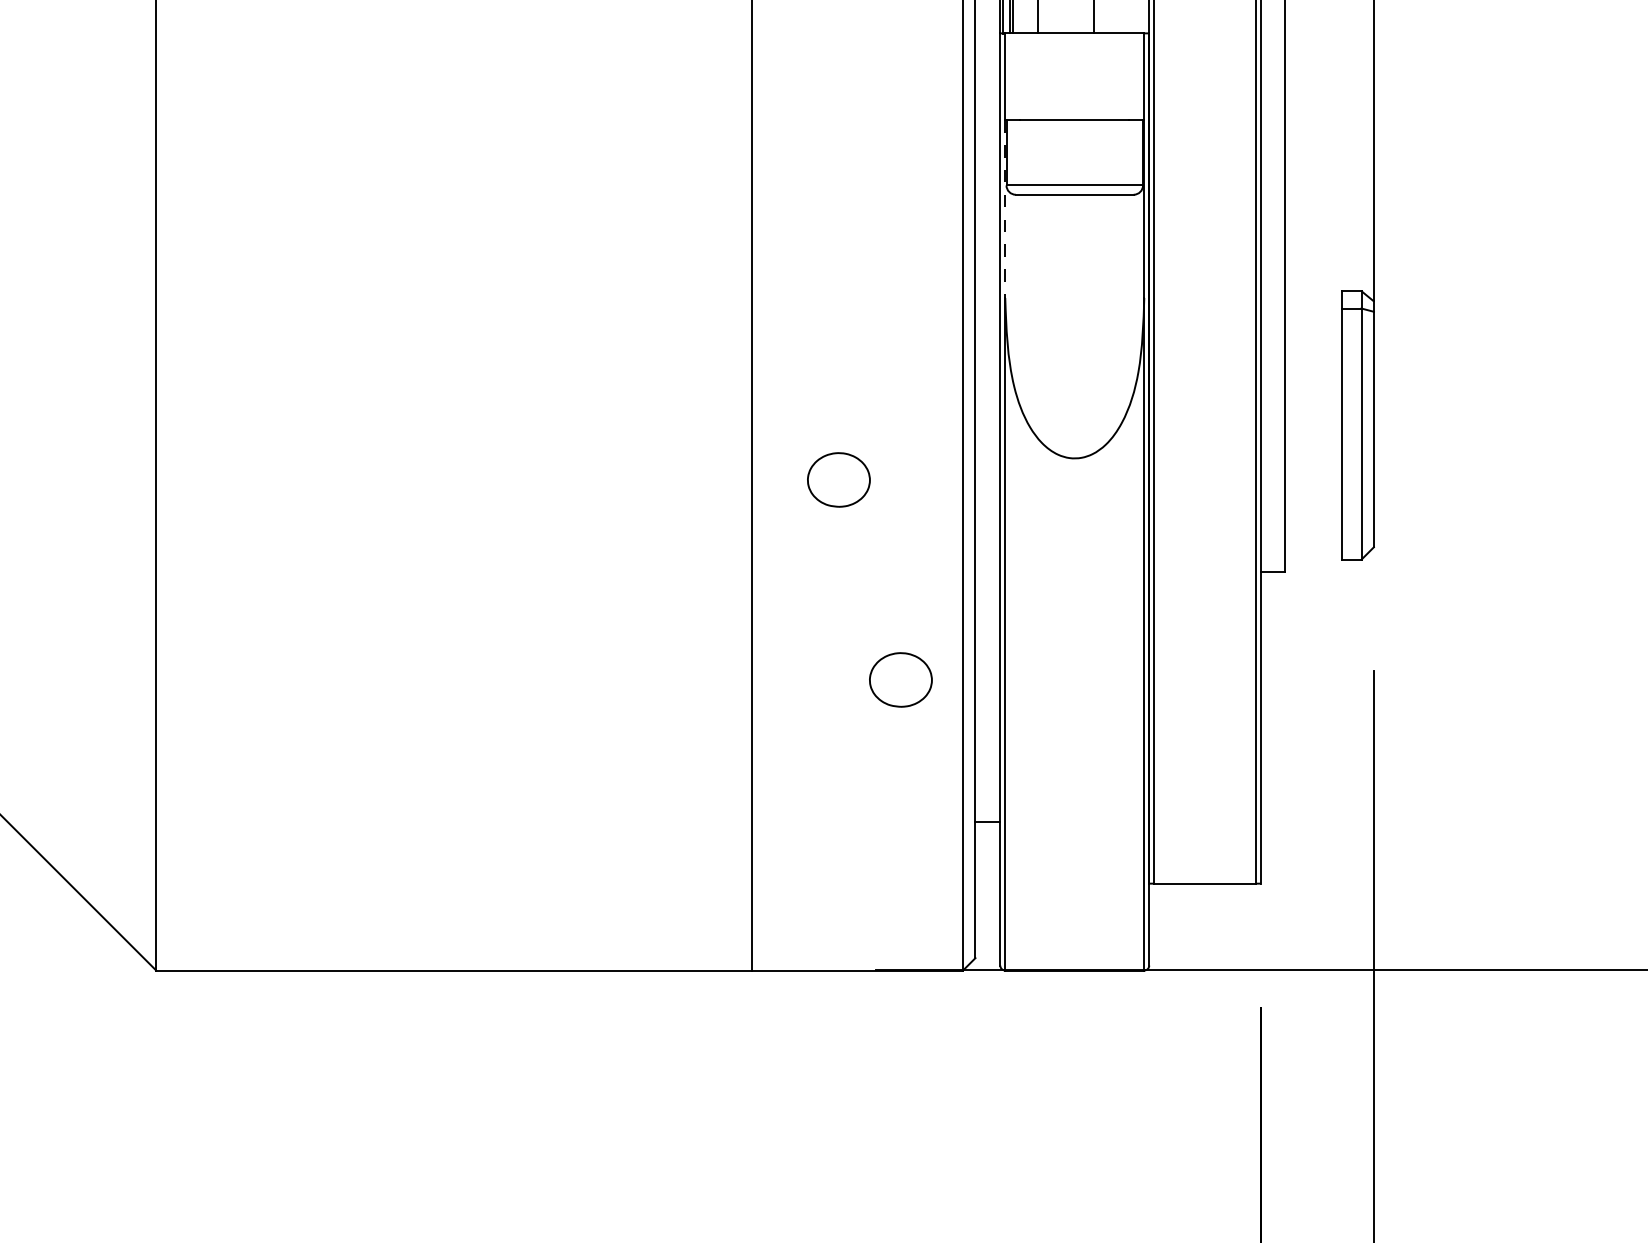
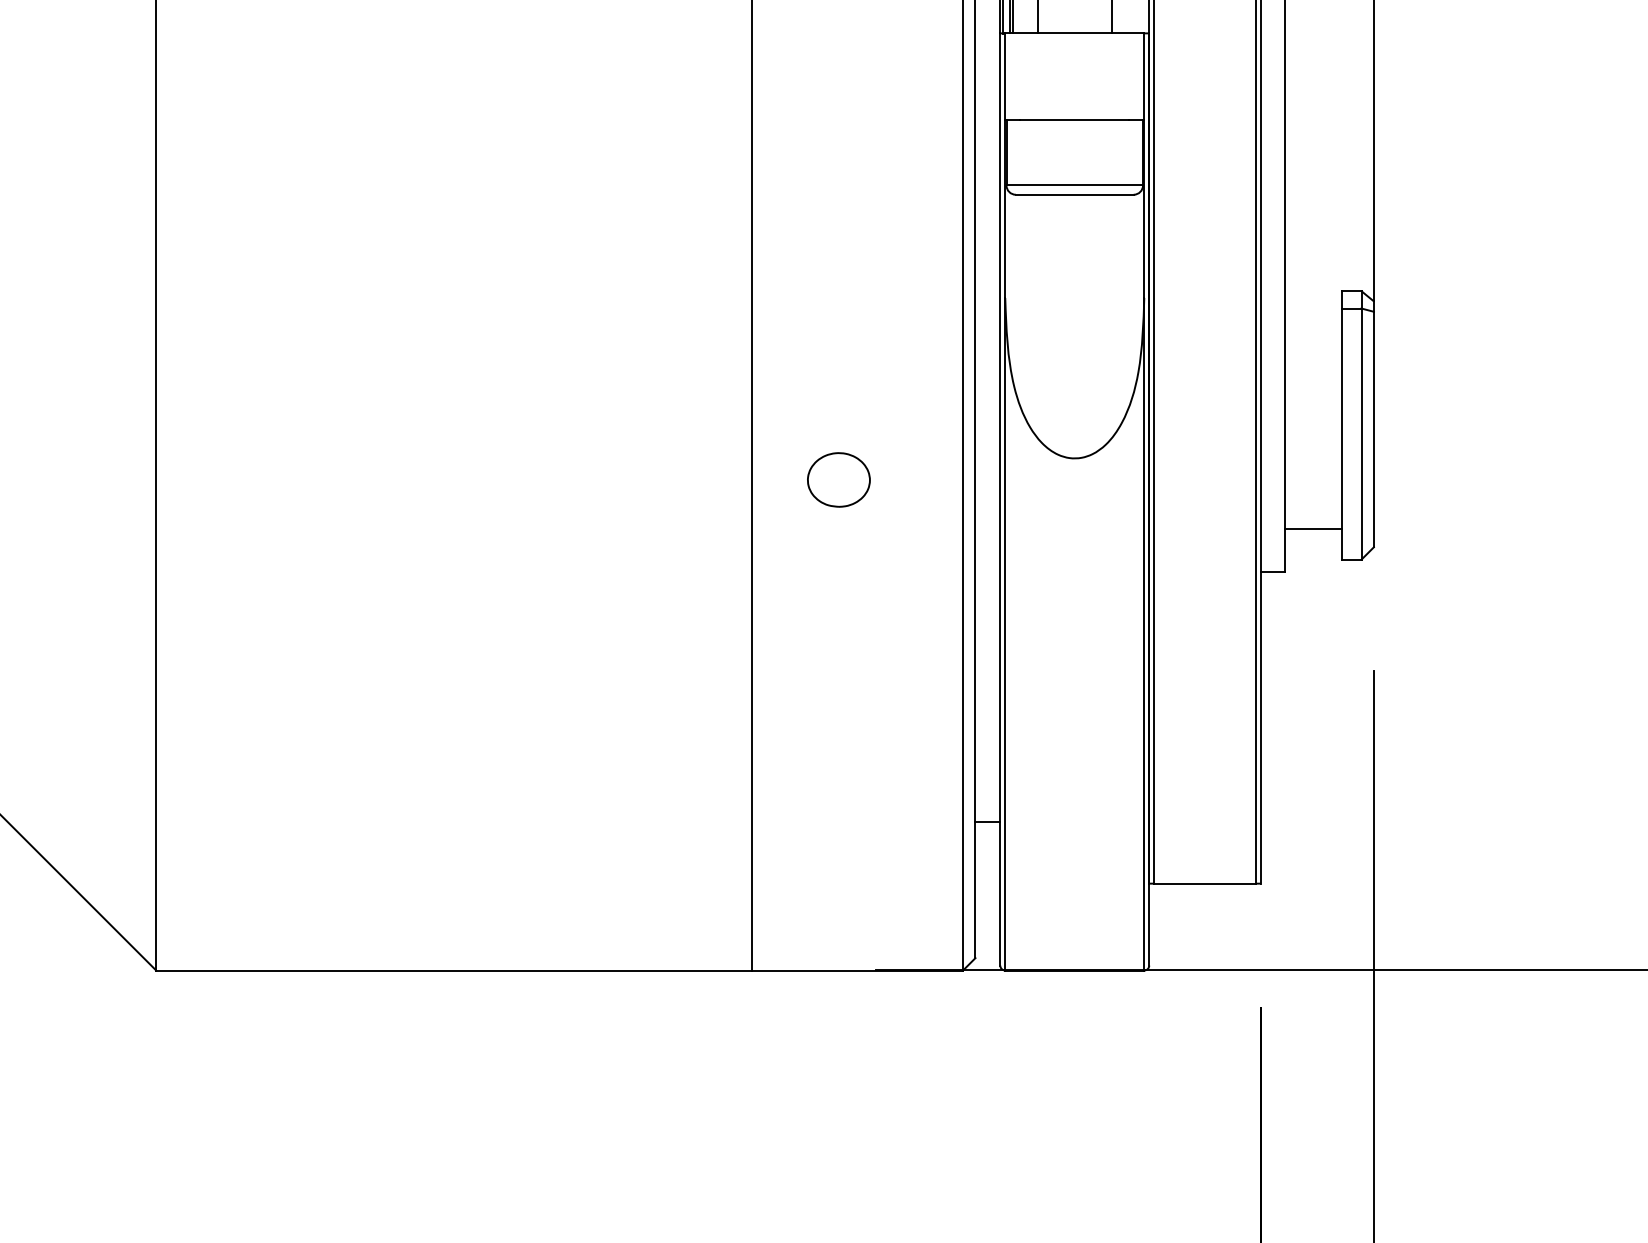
line position: (1094, 17) -> (1112, 17) (1112, 17)
line: dashed -> solid (1005, 209)
line: none -> present (1312, 528)
part: present -> none (900, 679)
